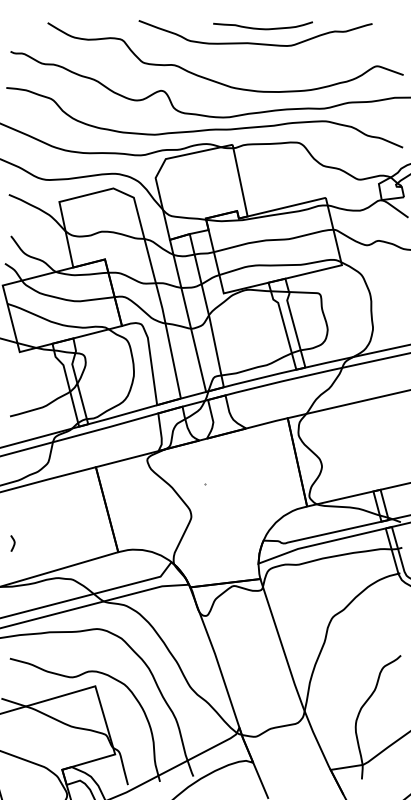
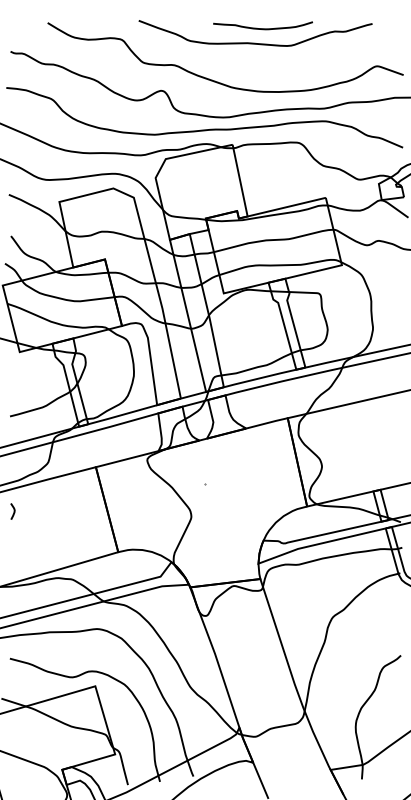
curve position: (13, 543) -> (13, 511) (13, 511)
